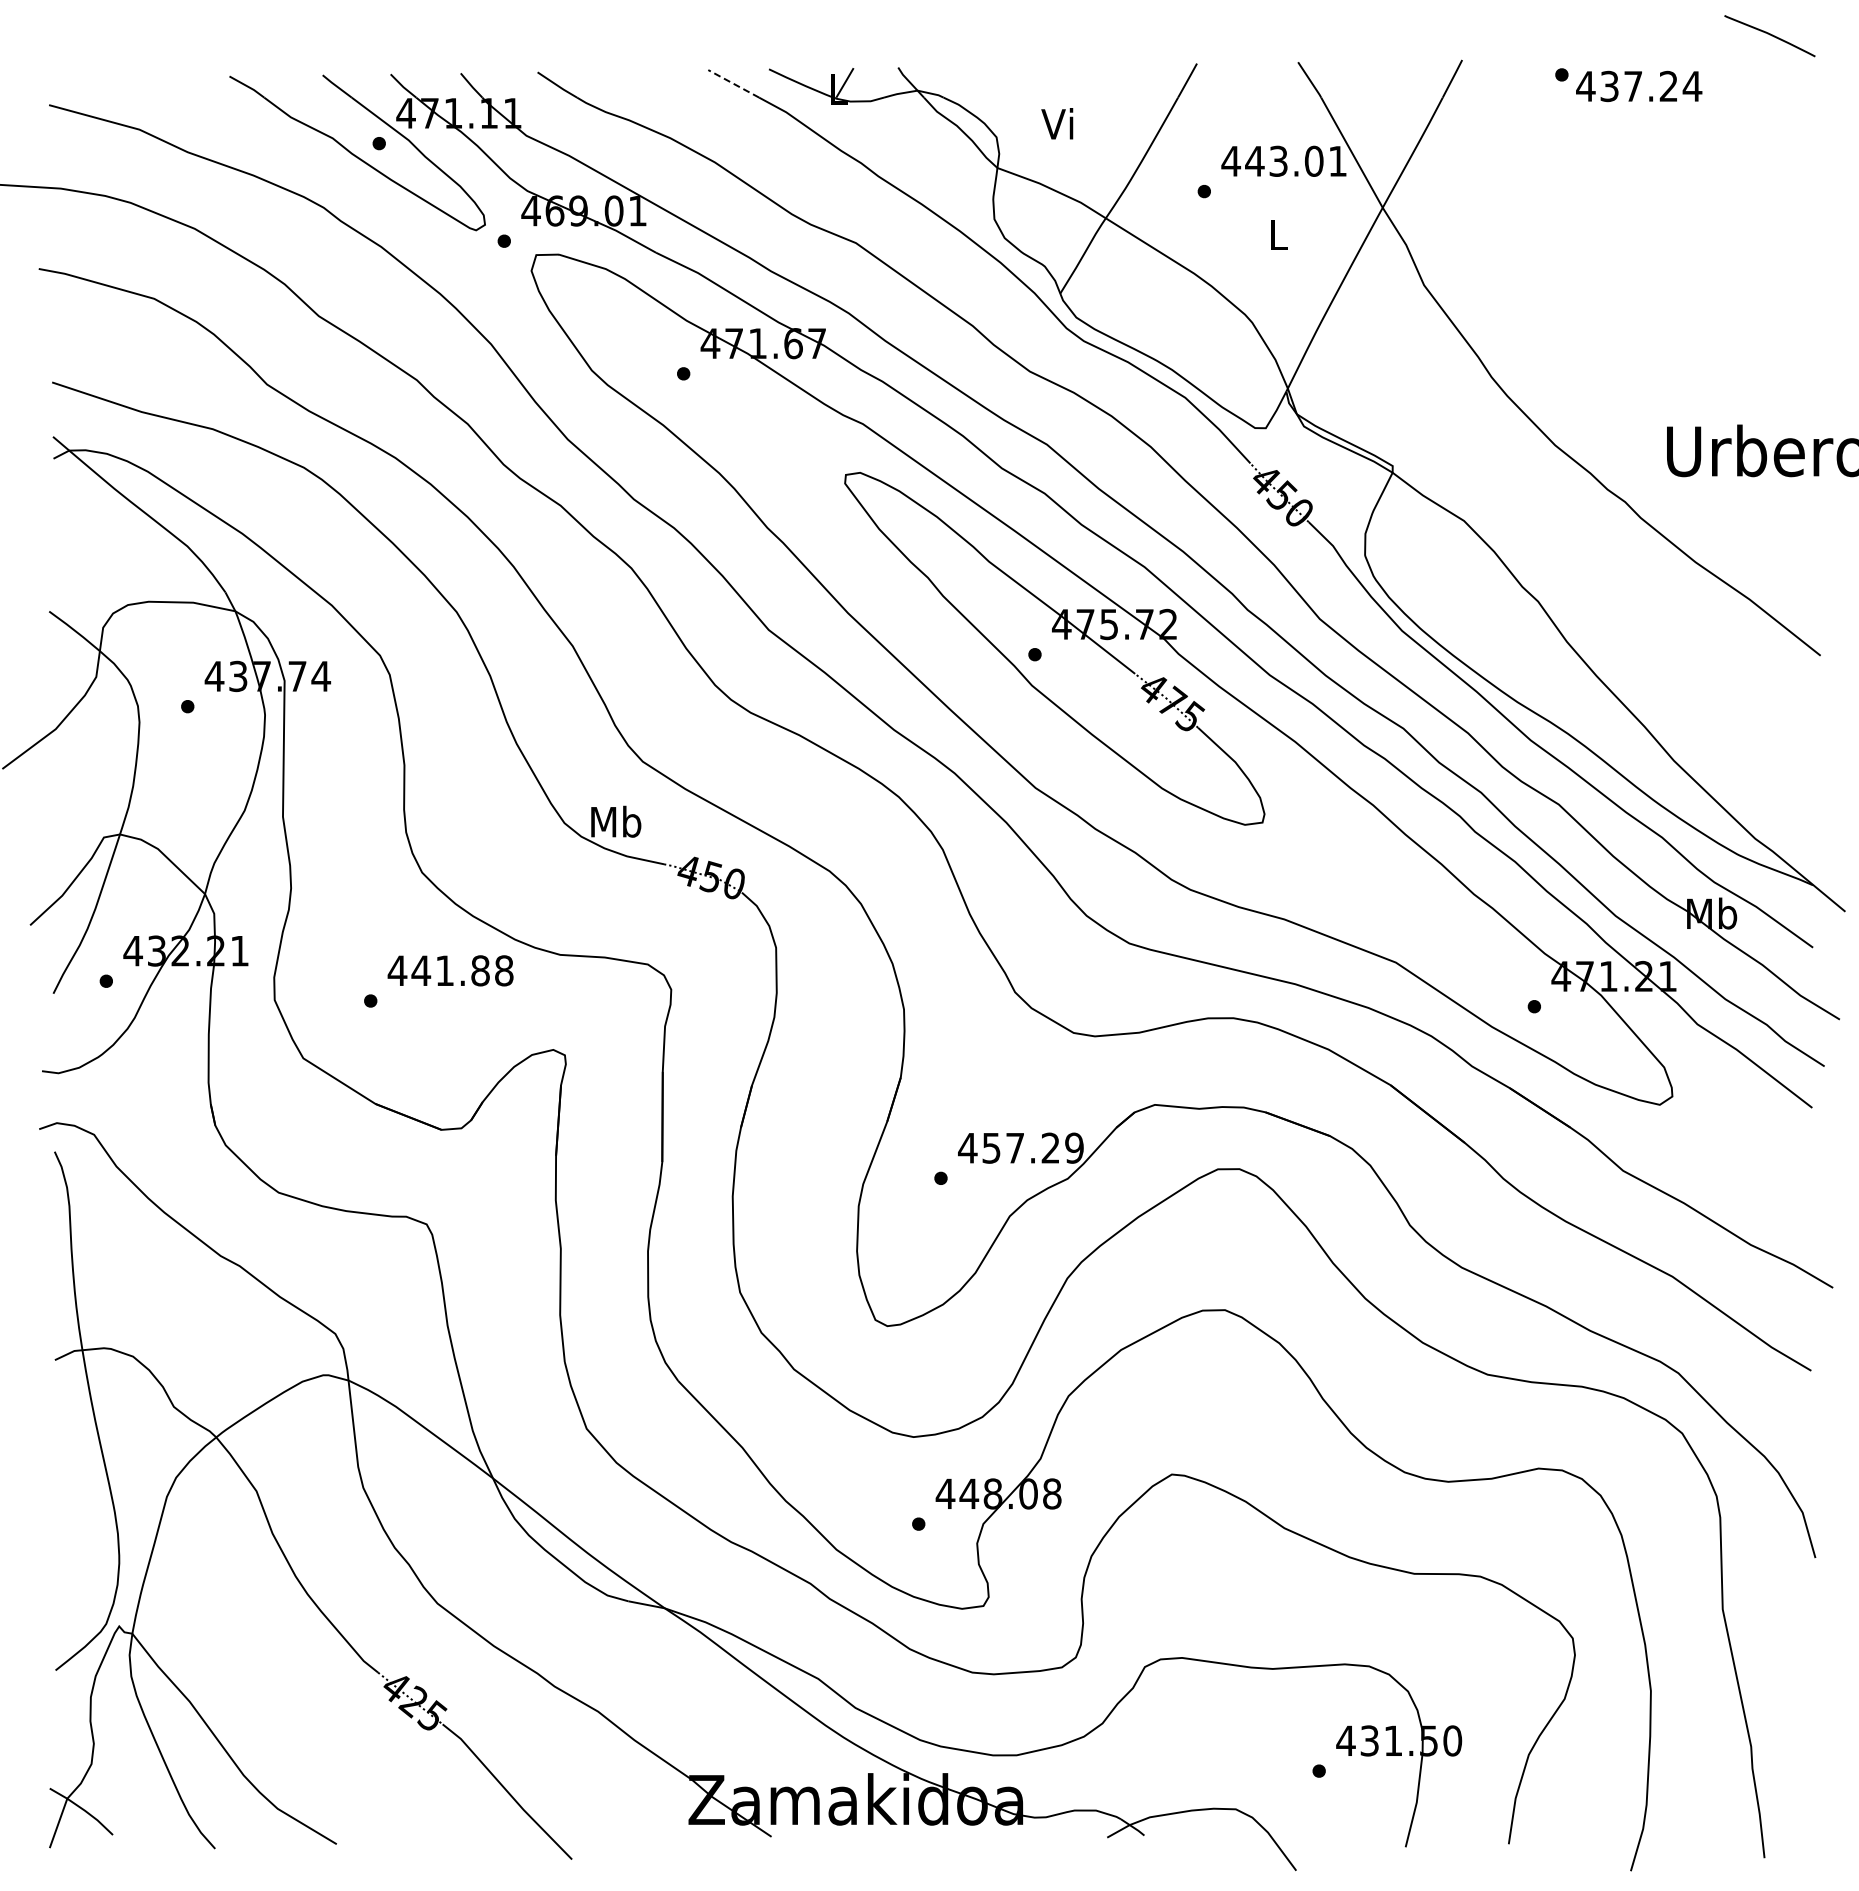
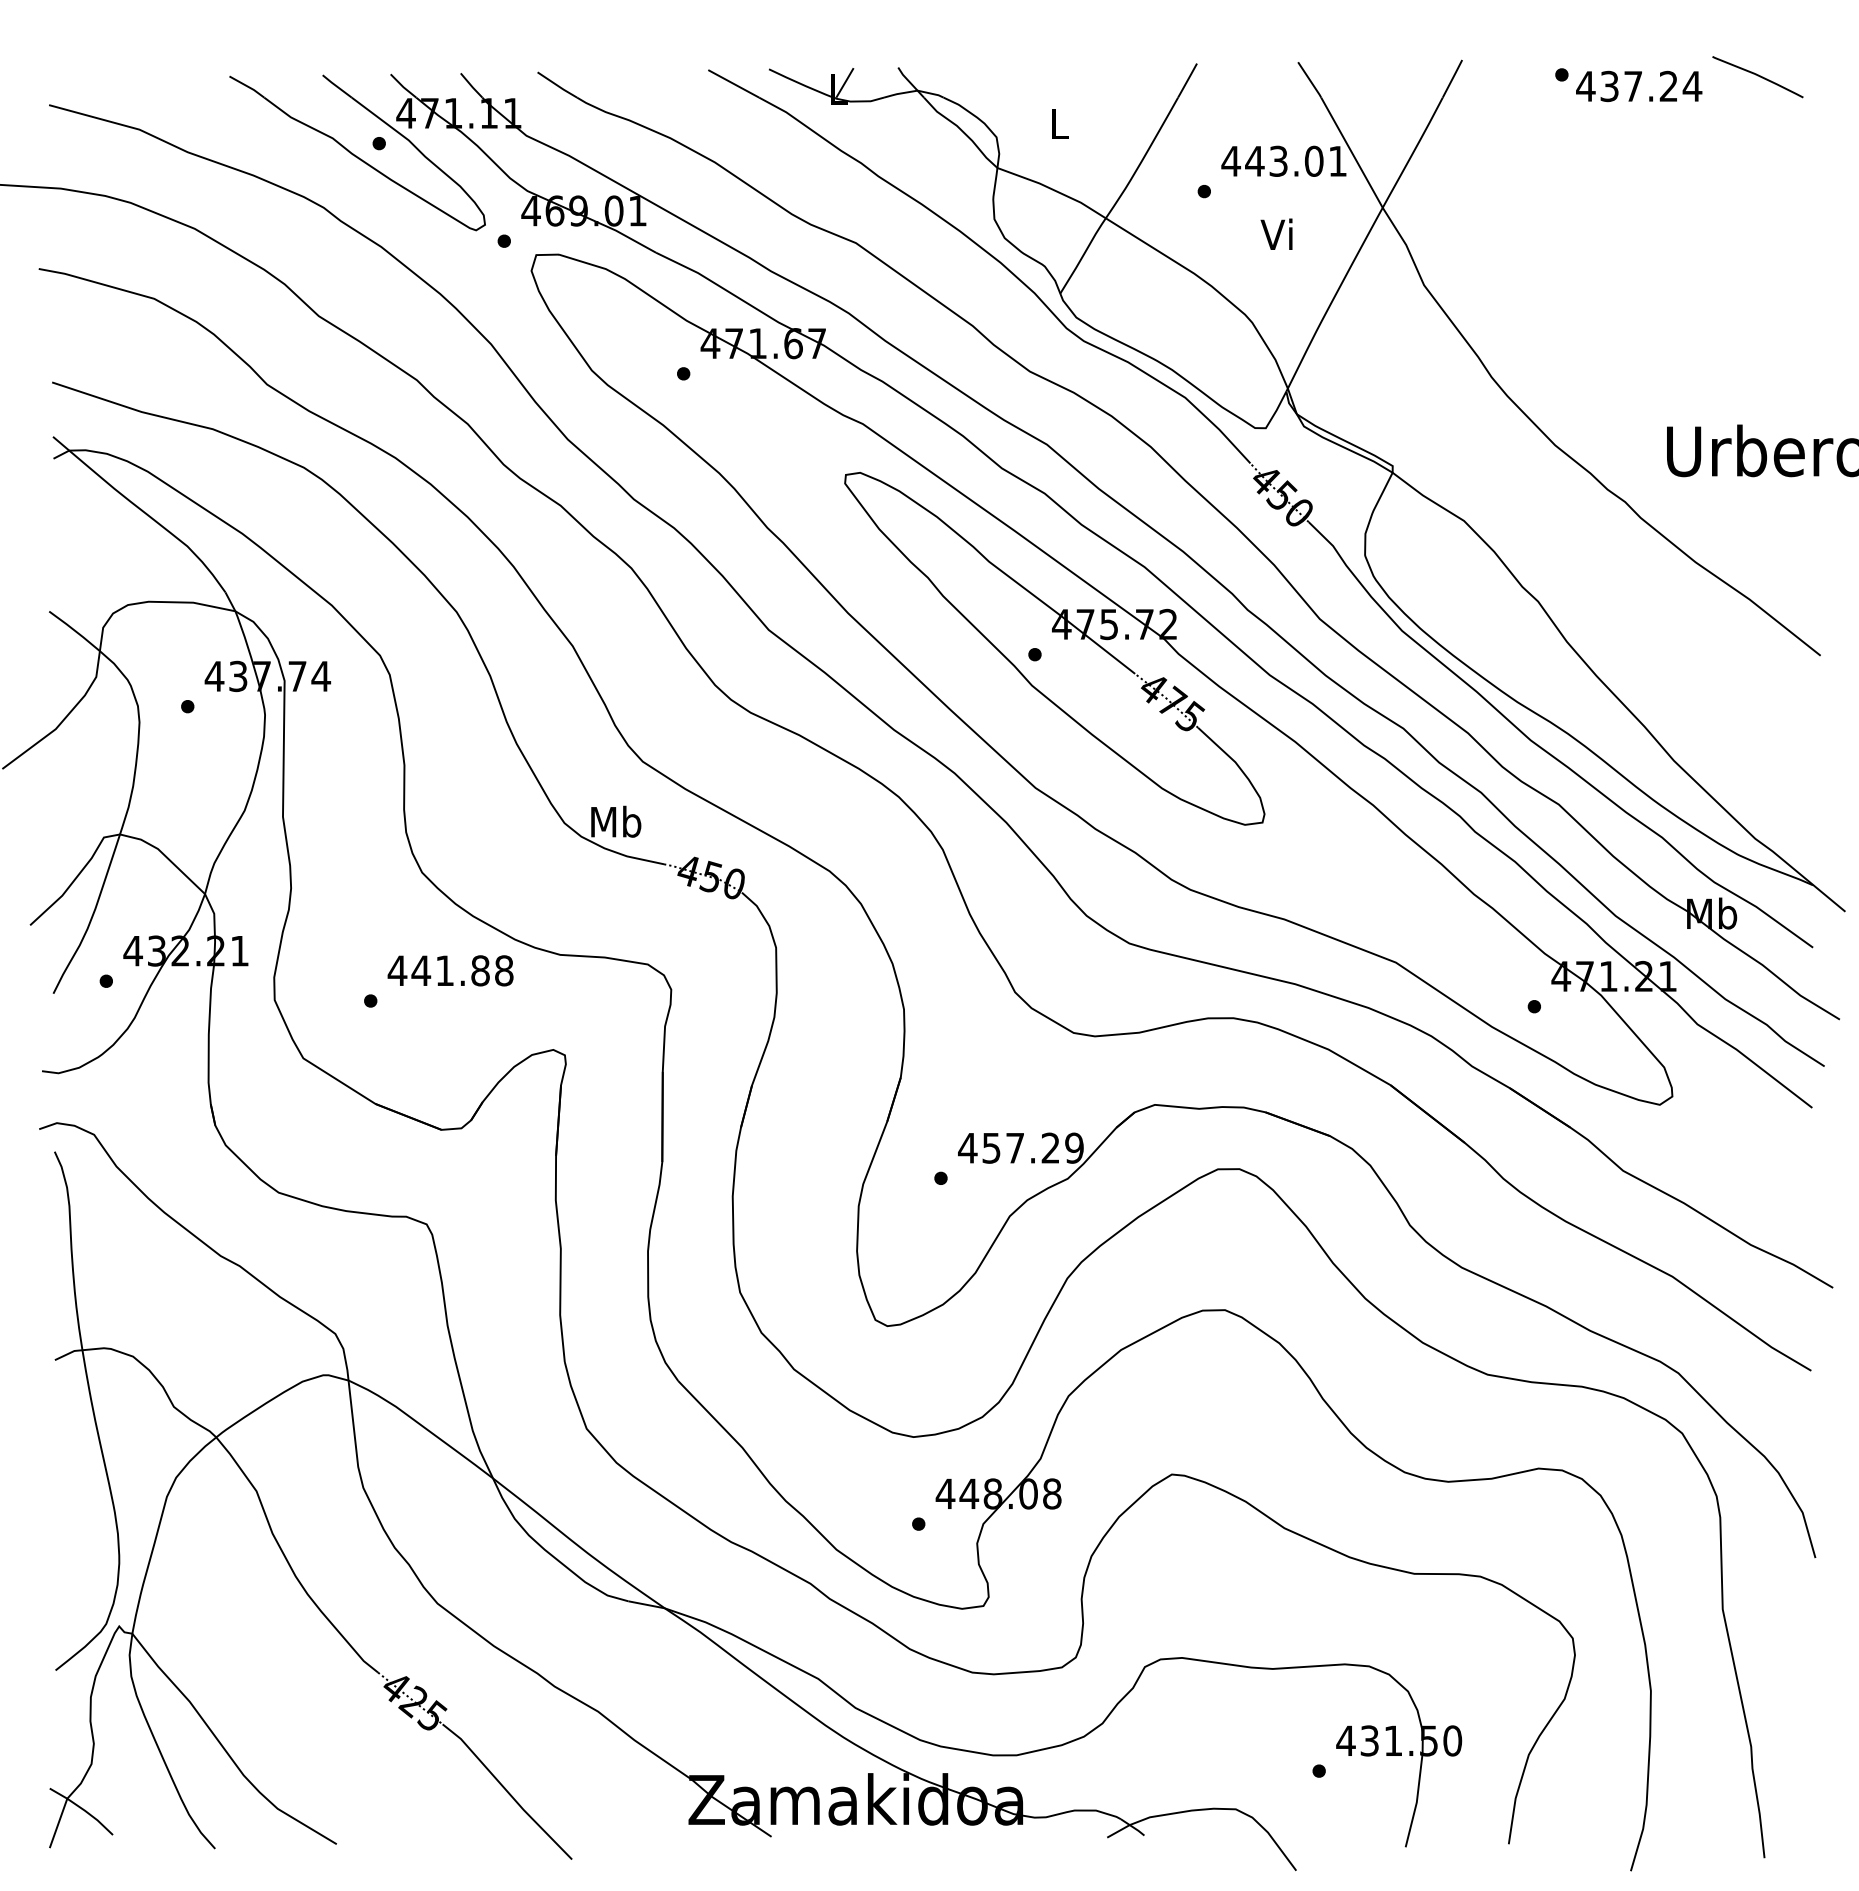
curve position: (1769, 35) -> (1757, 76) (1757, 76)
line: dashed -> solid (733, 83)
text: Vi -> L (1057, 123)
text: L -> Vi (1276, 233)
